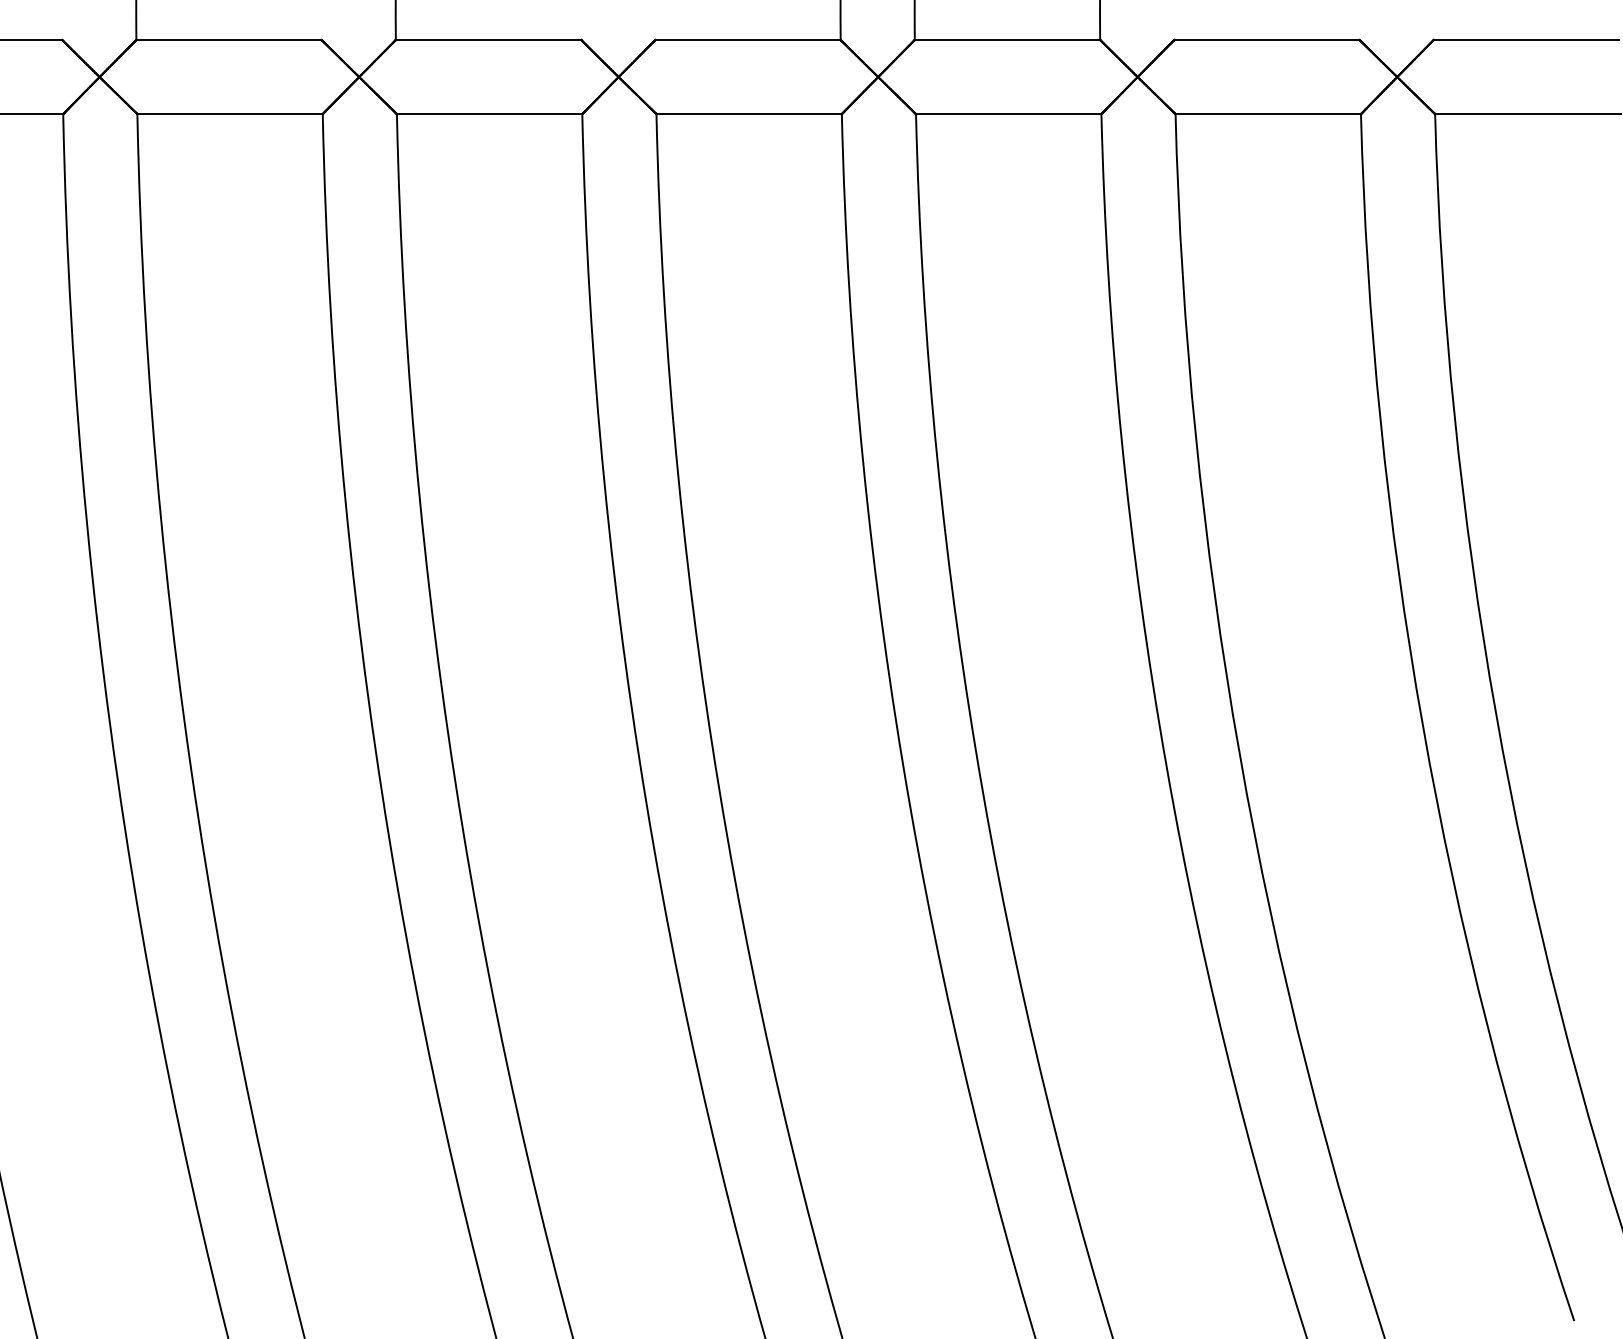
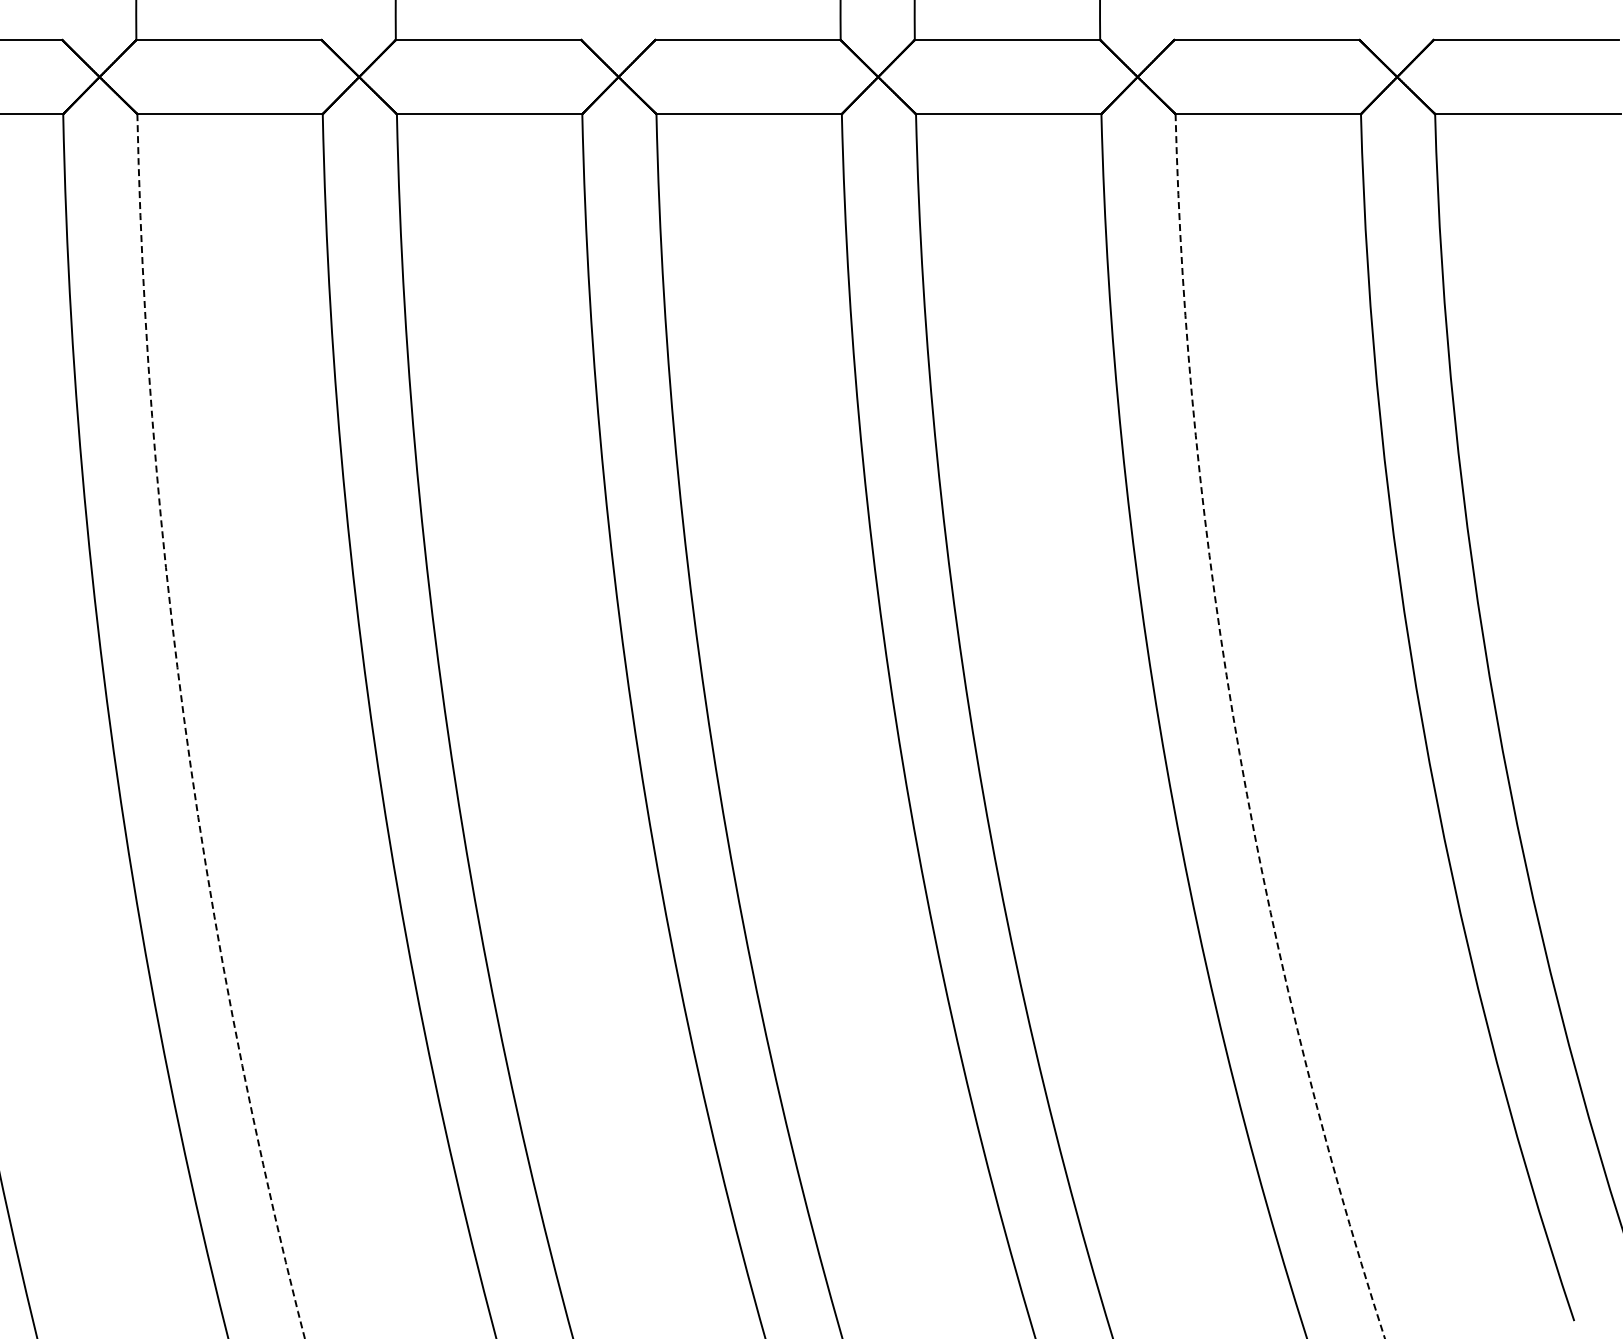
arc: solid -> dashed (185, 731)
arc: solid -> dashed (1236, 734)
